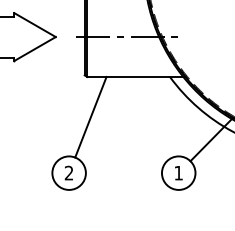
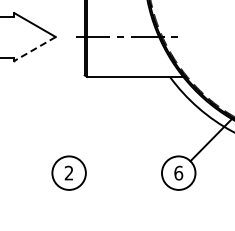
line: solid -> dashed (35, 49)
line: present -> none (90, 116)
text: 1 -> 6 (178, 172)
